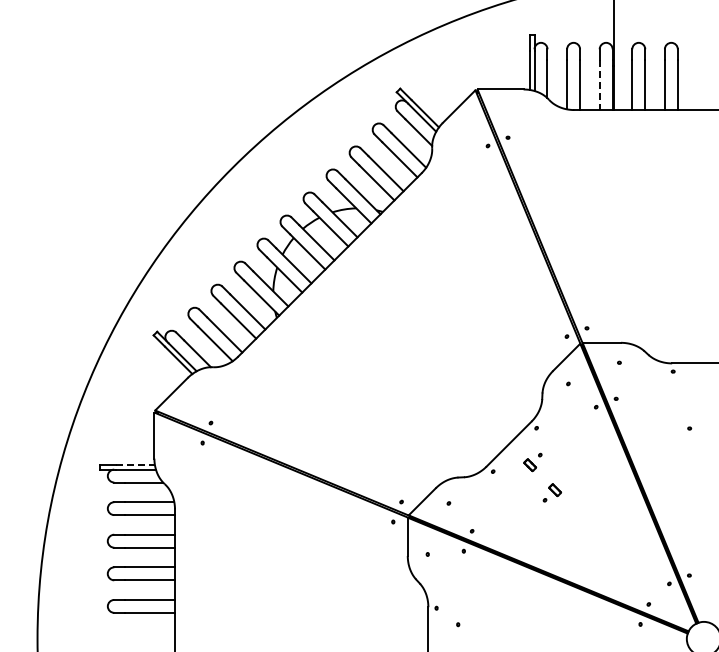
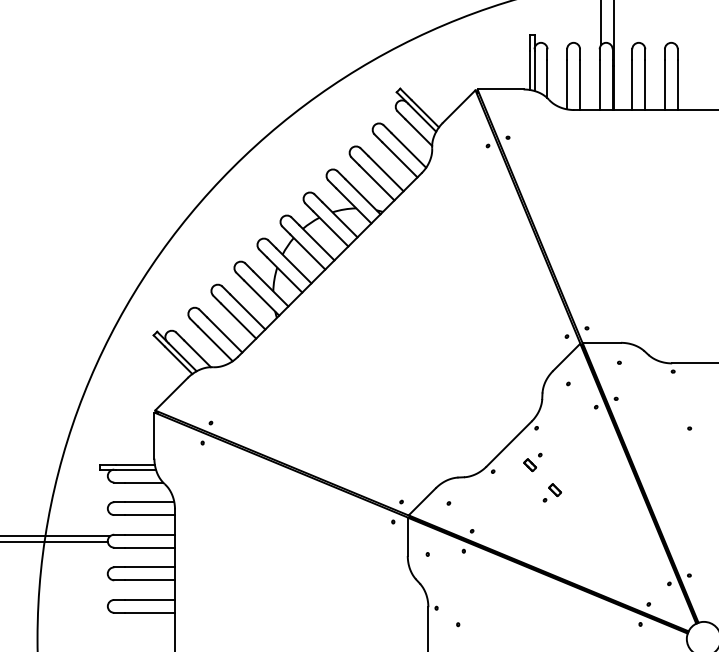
line: none -> present (601, 23)
line: dashed -> solid (599, 85)
line: dashed -> solid (136, 464)
line: none -> present (55, 536)
line: none -> present (54, 542)
